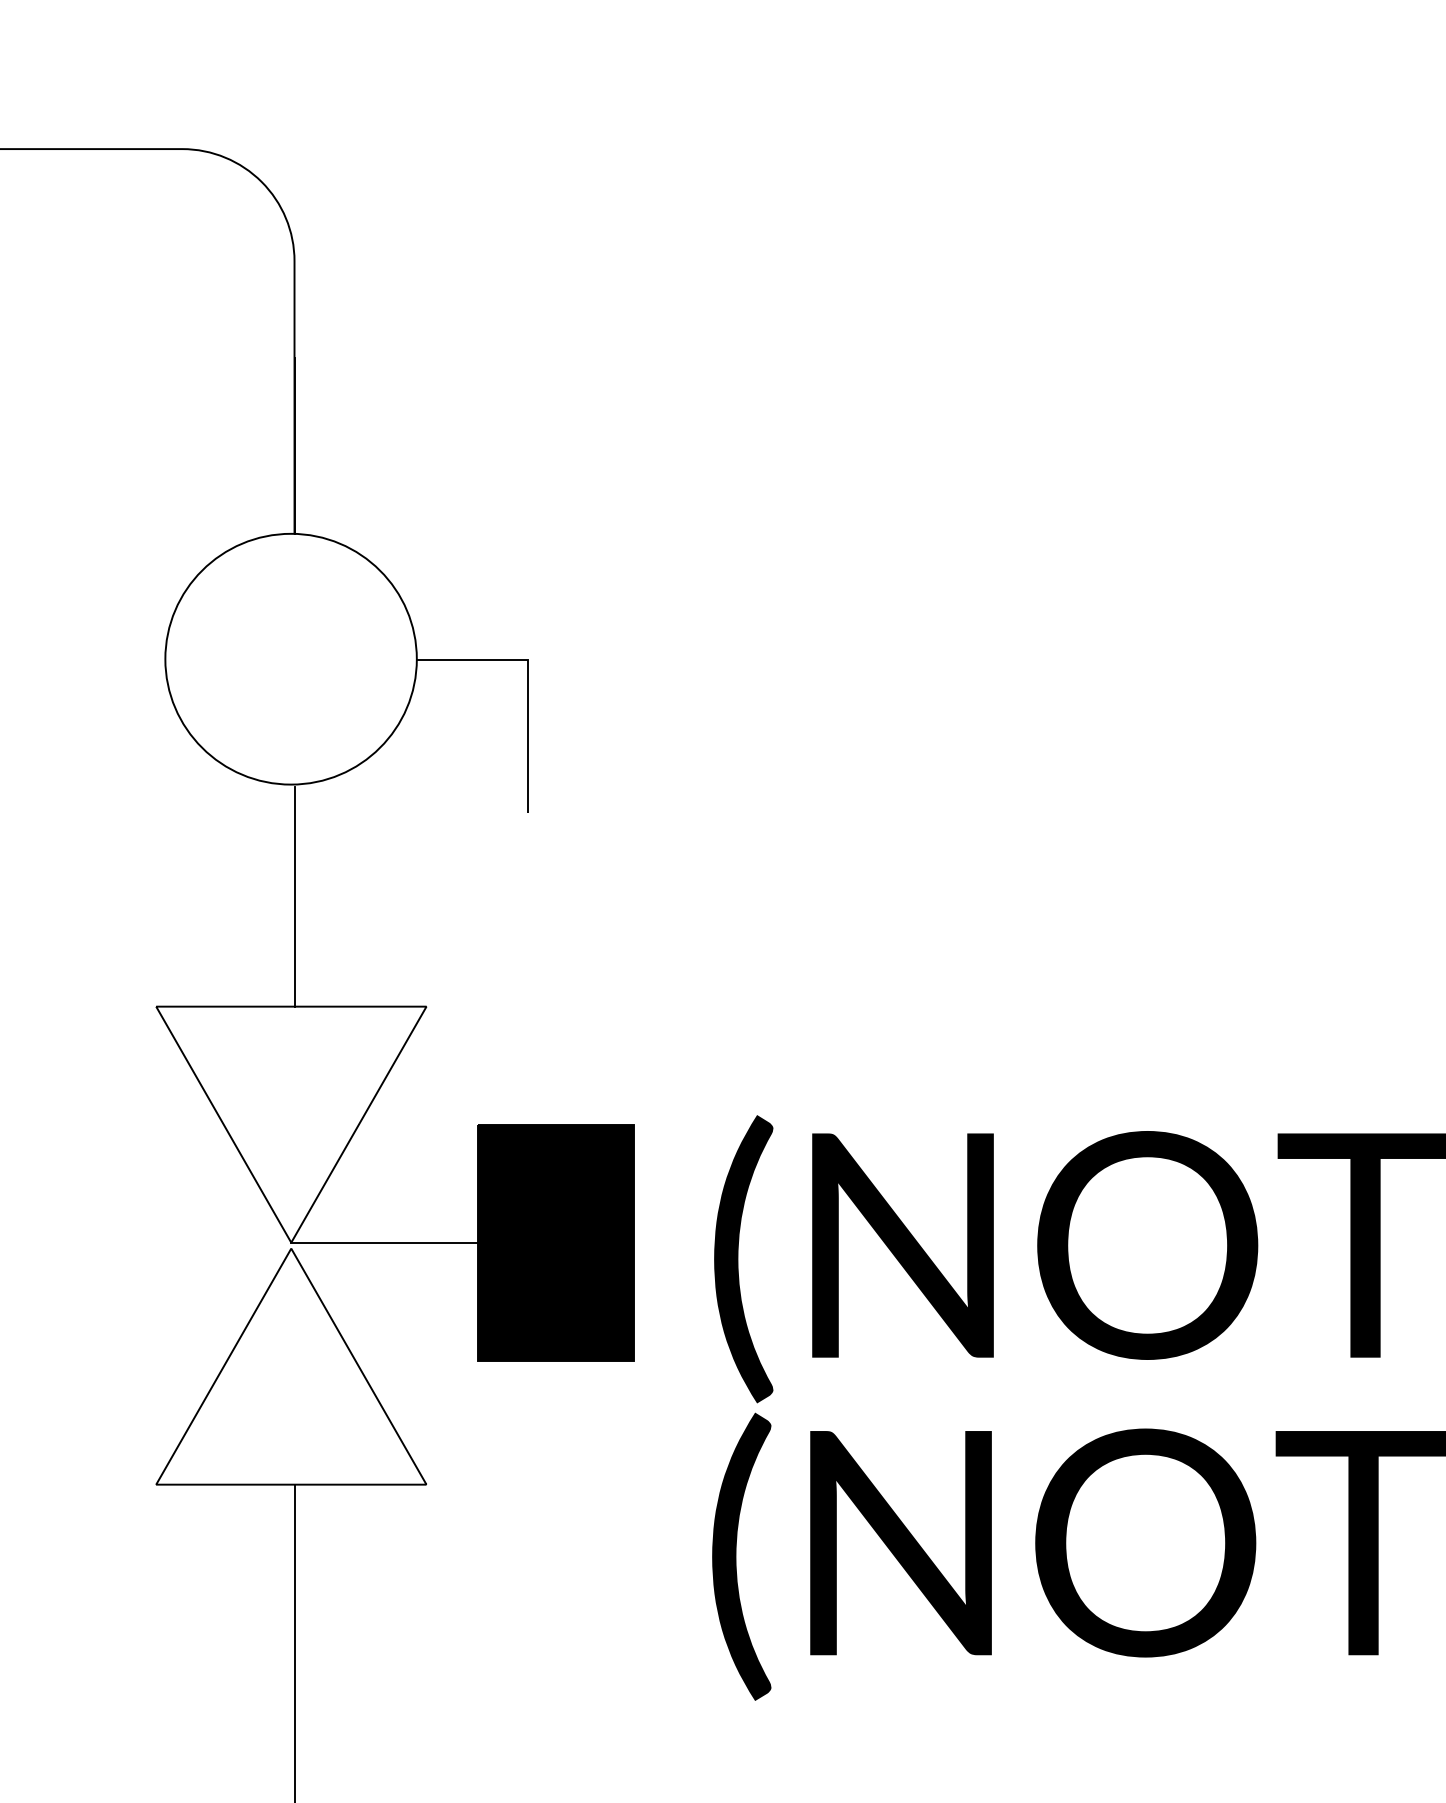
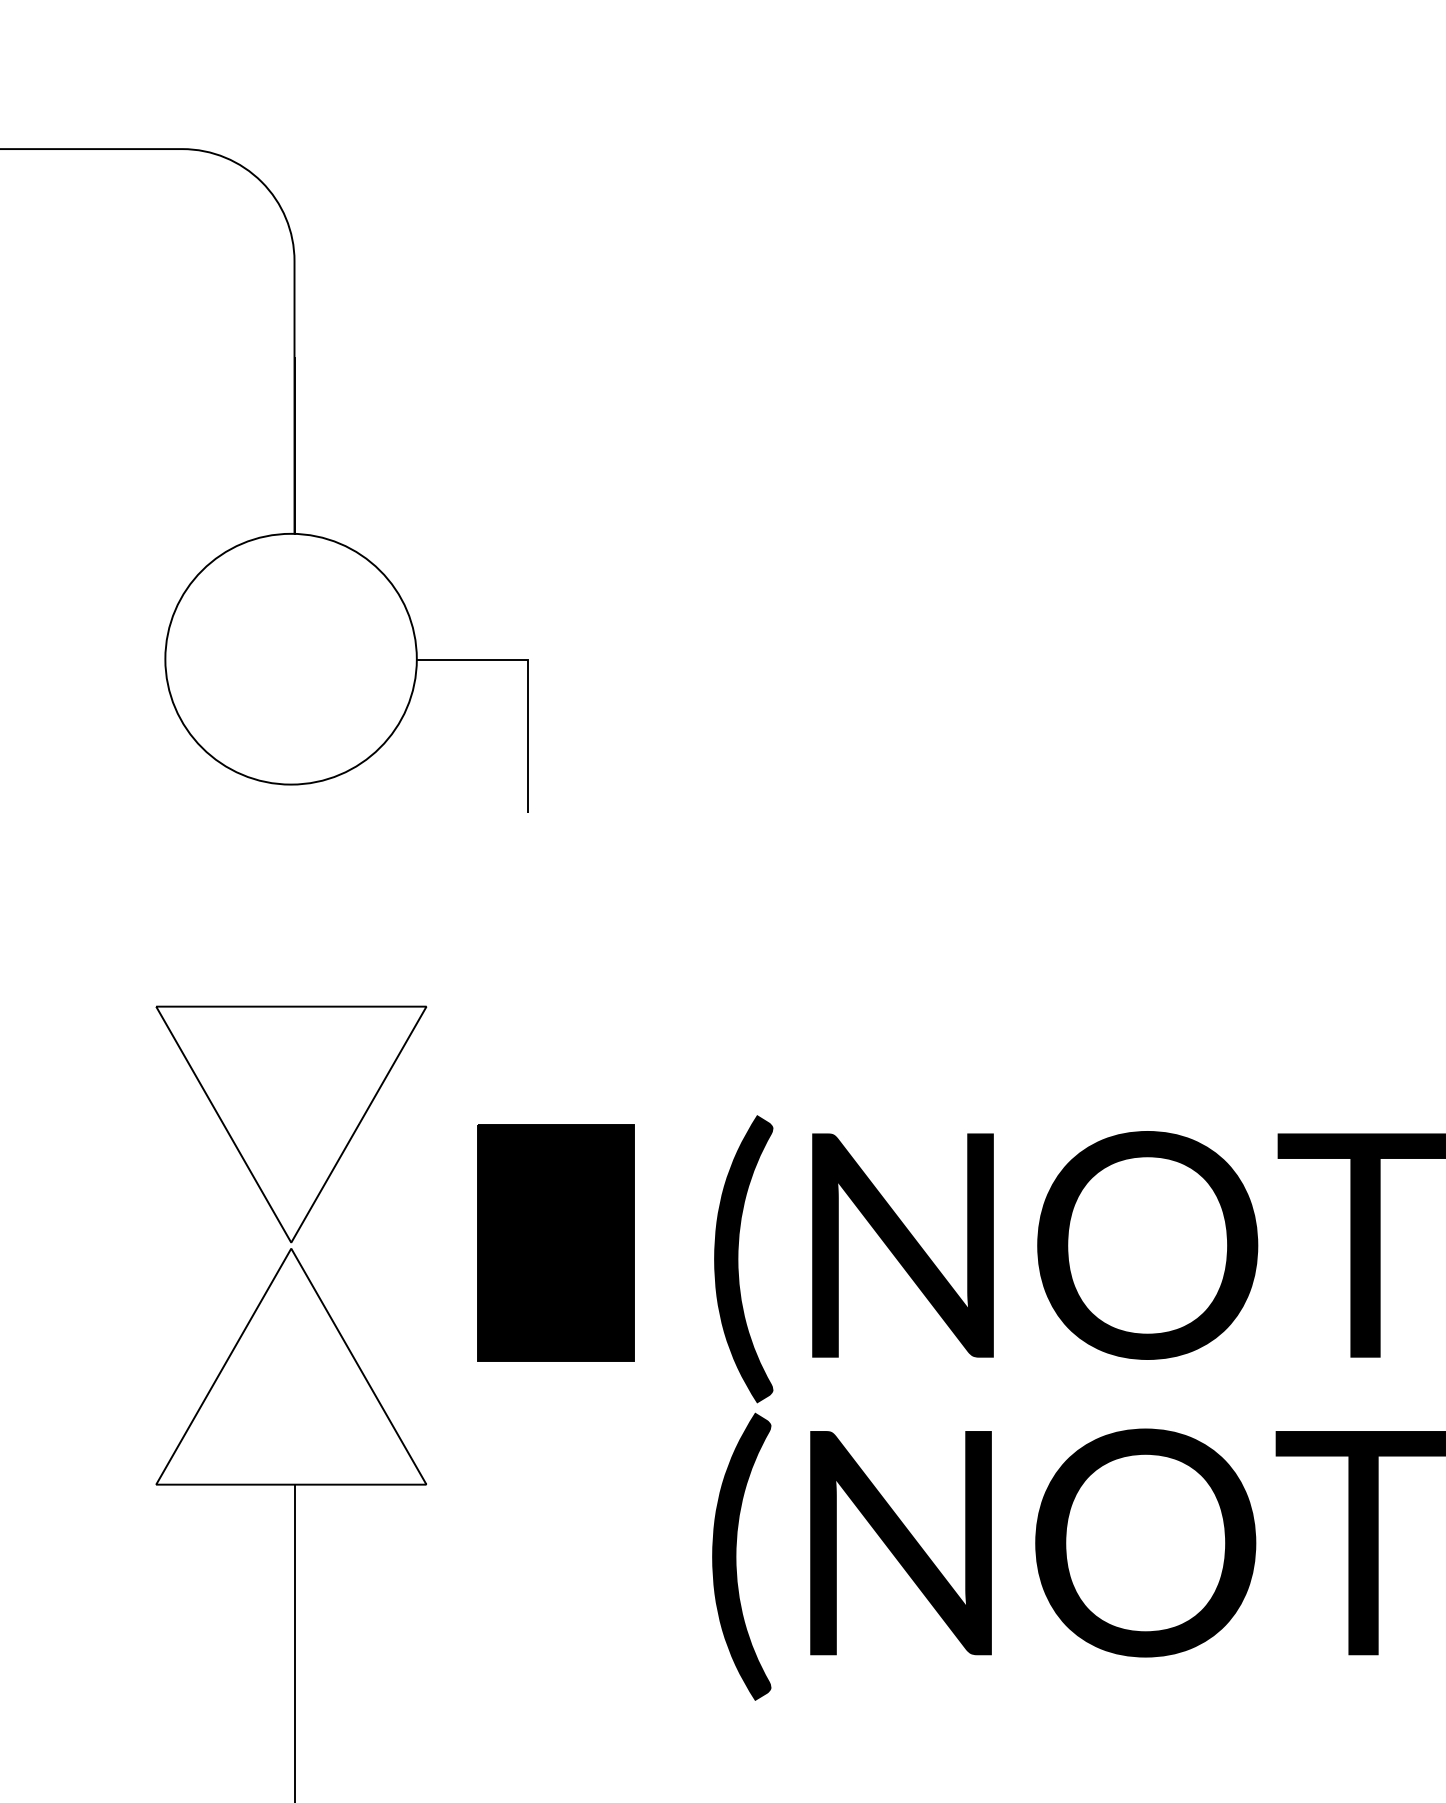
line: present -> none (294, 896)
line: present -> none (384, 1242)
